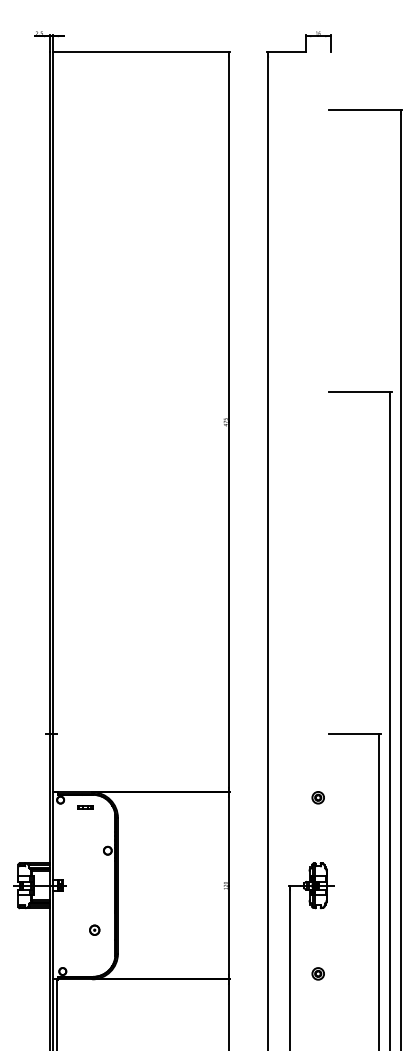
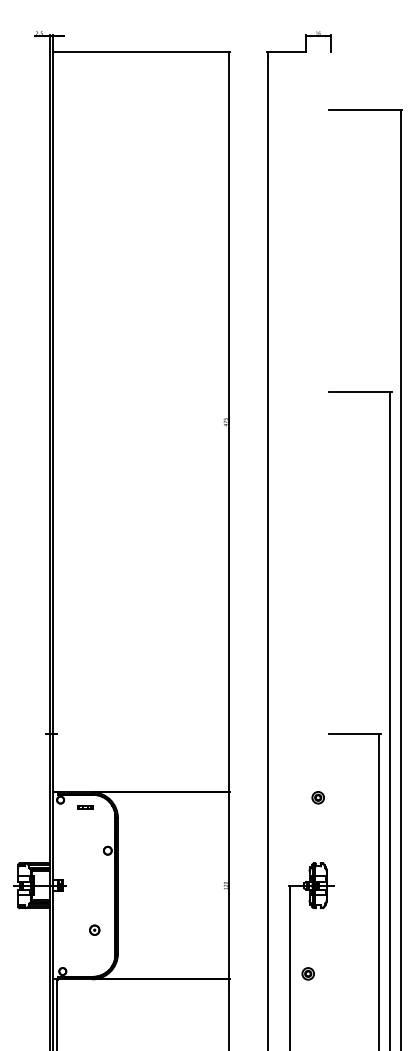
part position: (317, 973) -> (307, 973) (307, 973)
